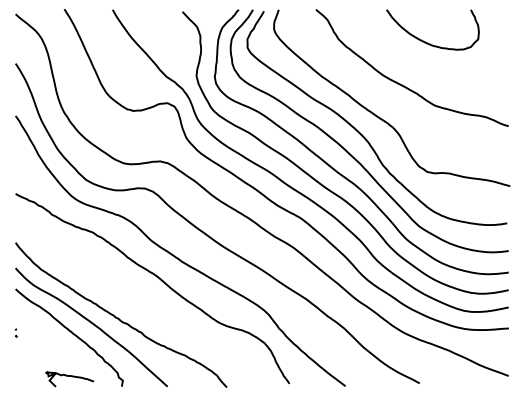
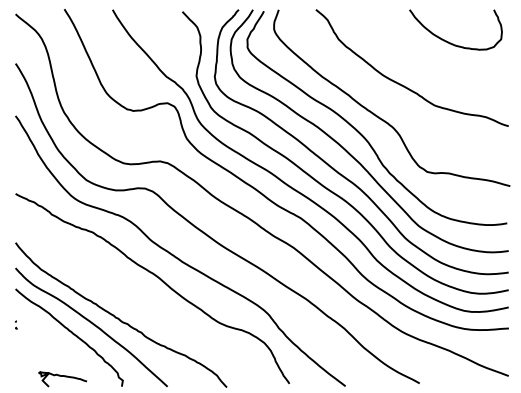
curve position: (425, 41) -> (448, 41) (448, 41)
part position: (16, 332) -> (16, 324) (16, 324)
curve position: (69, 376) -> (62, 376) (62, 376)
